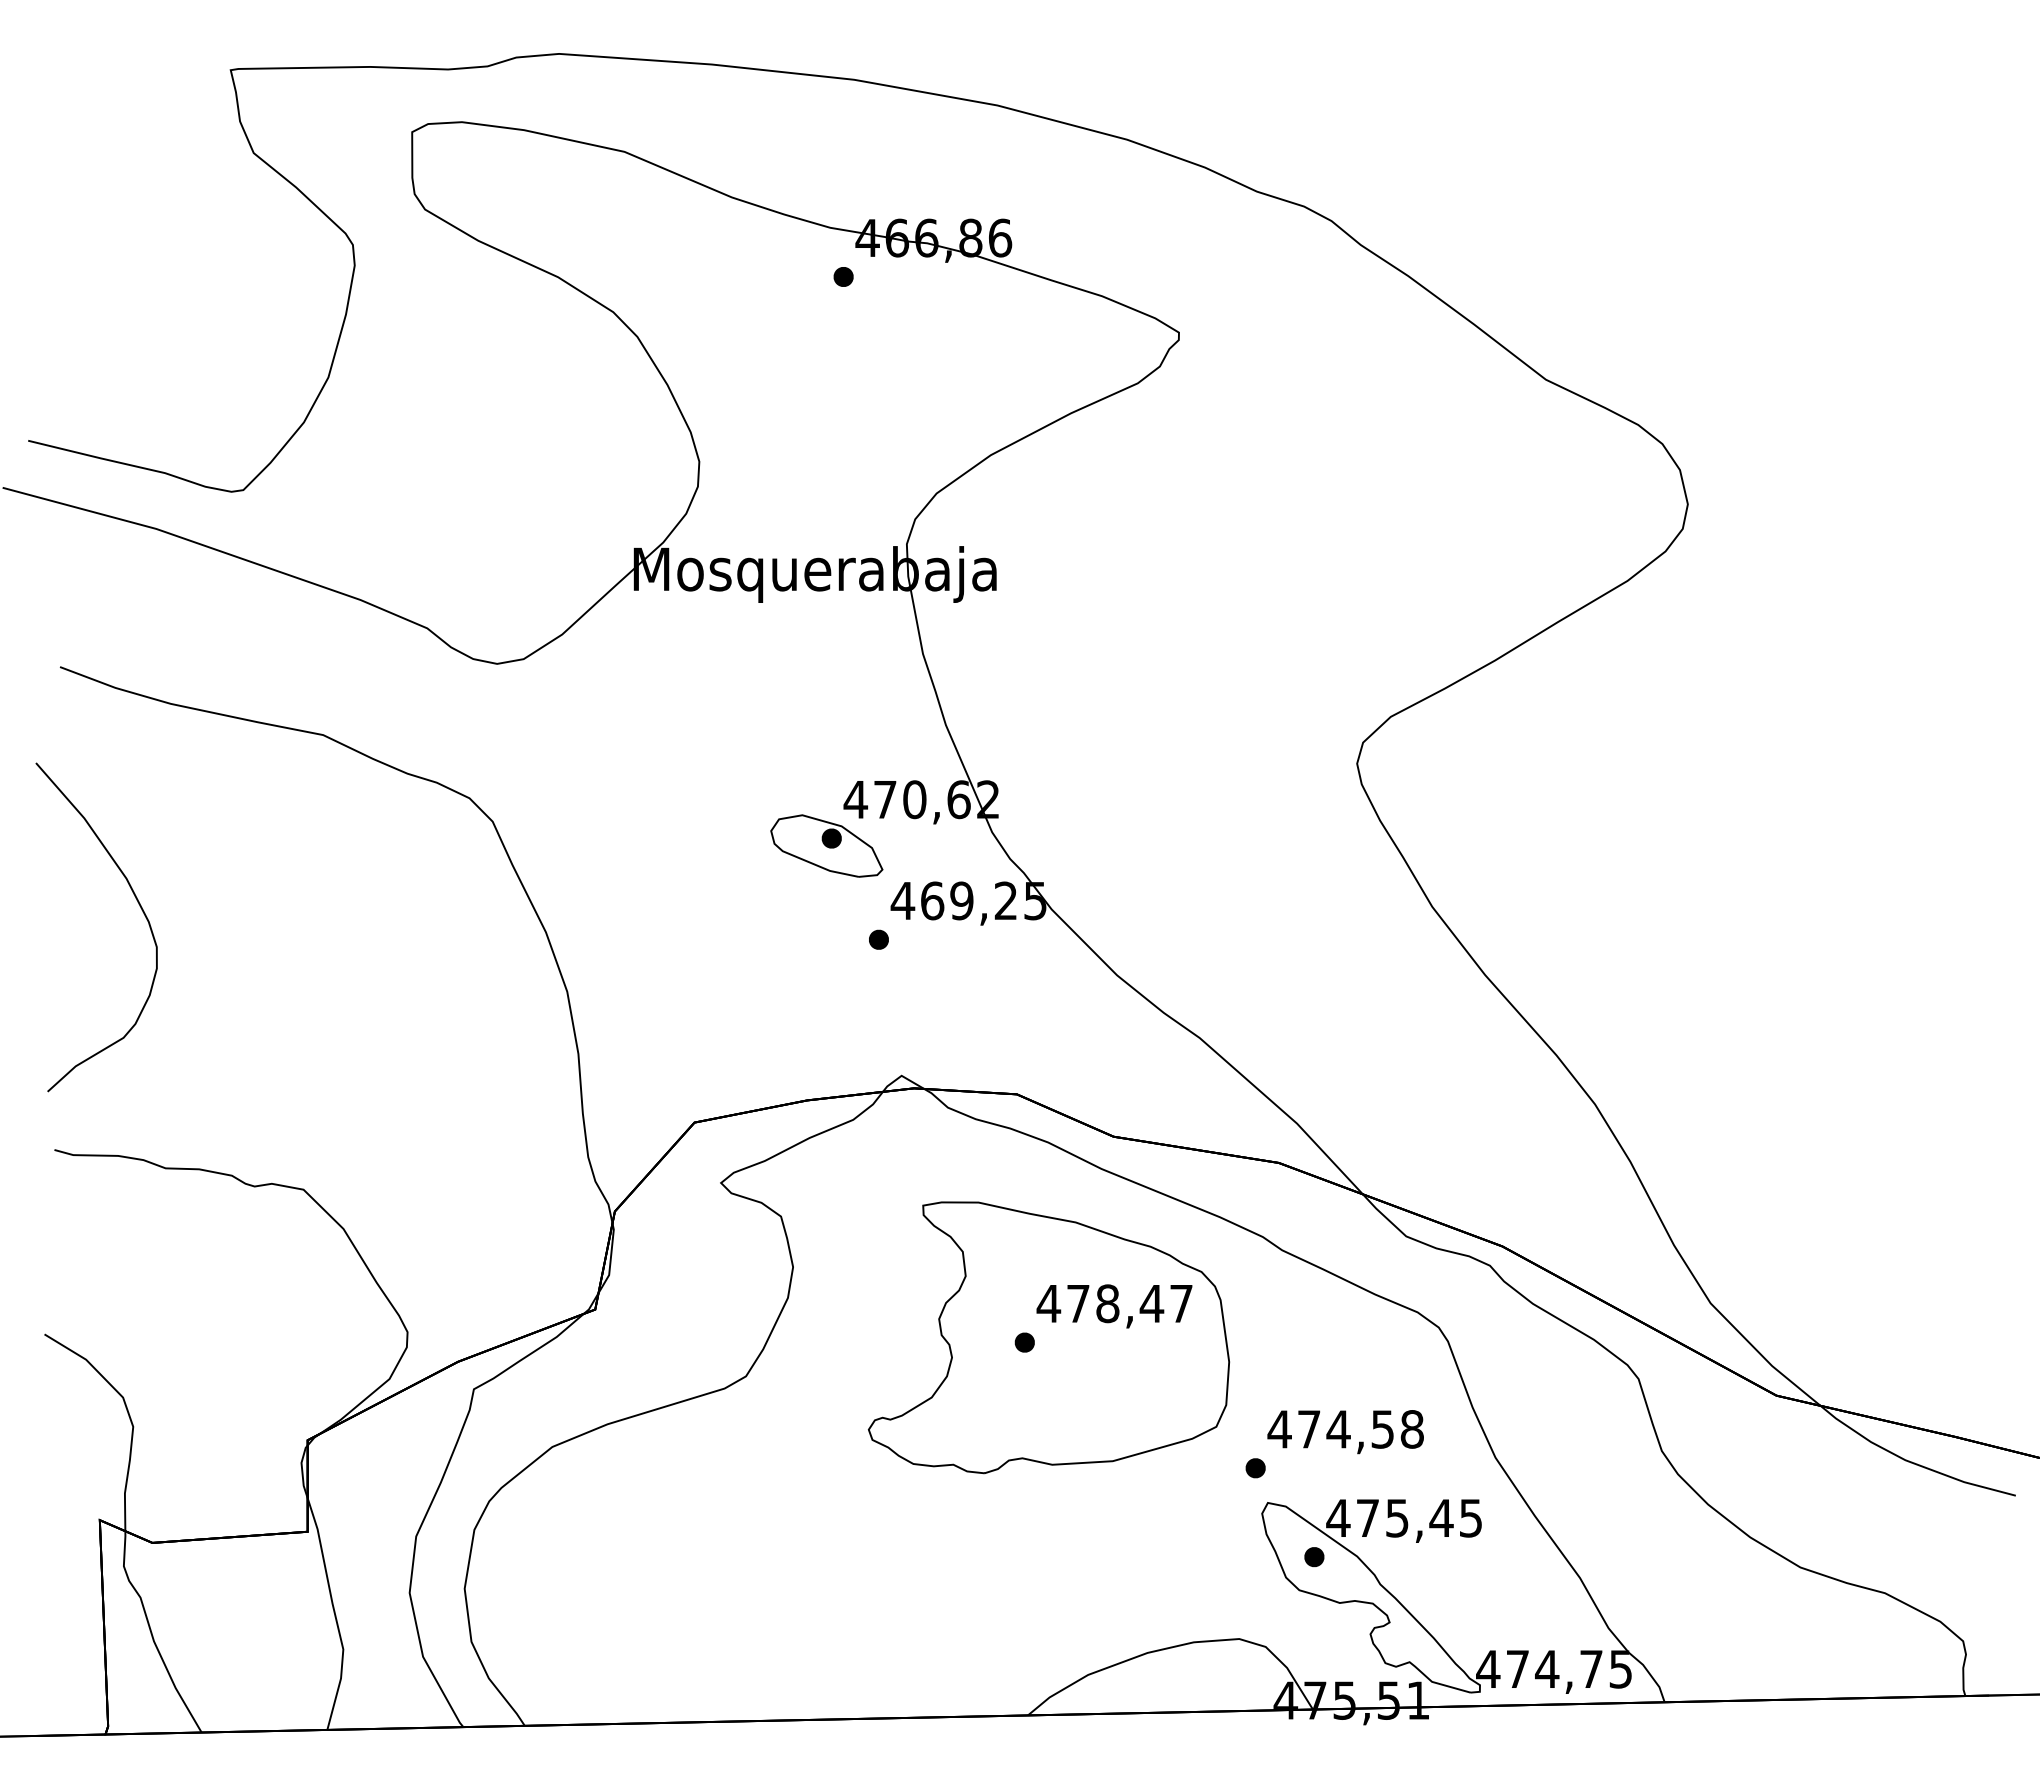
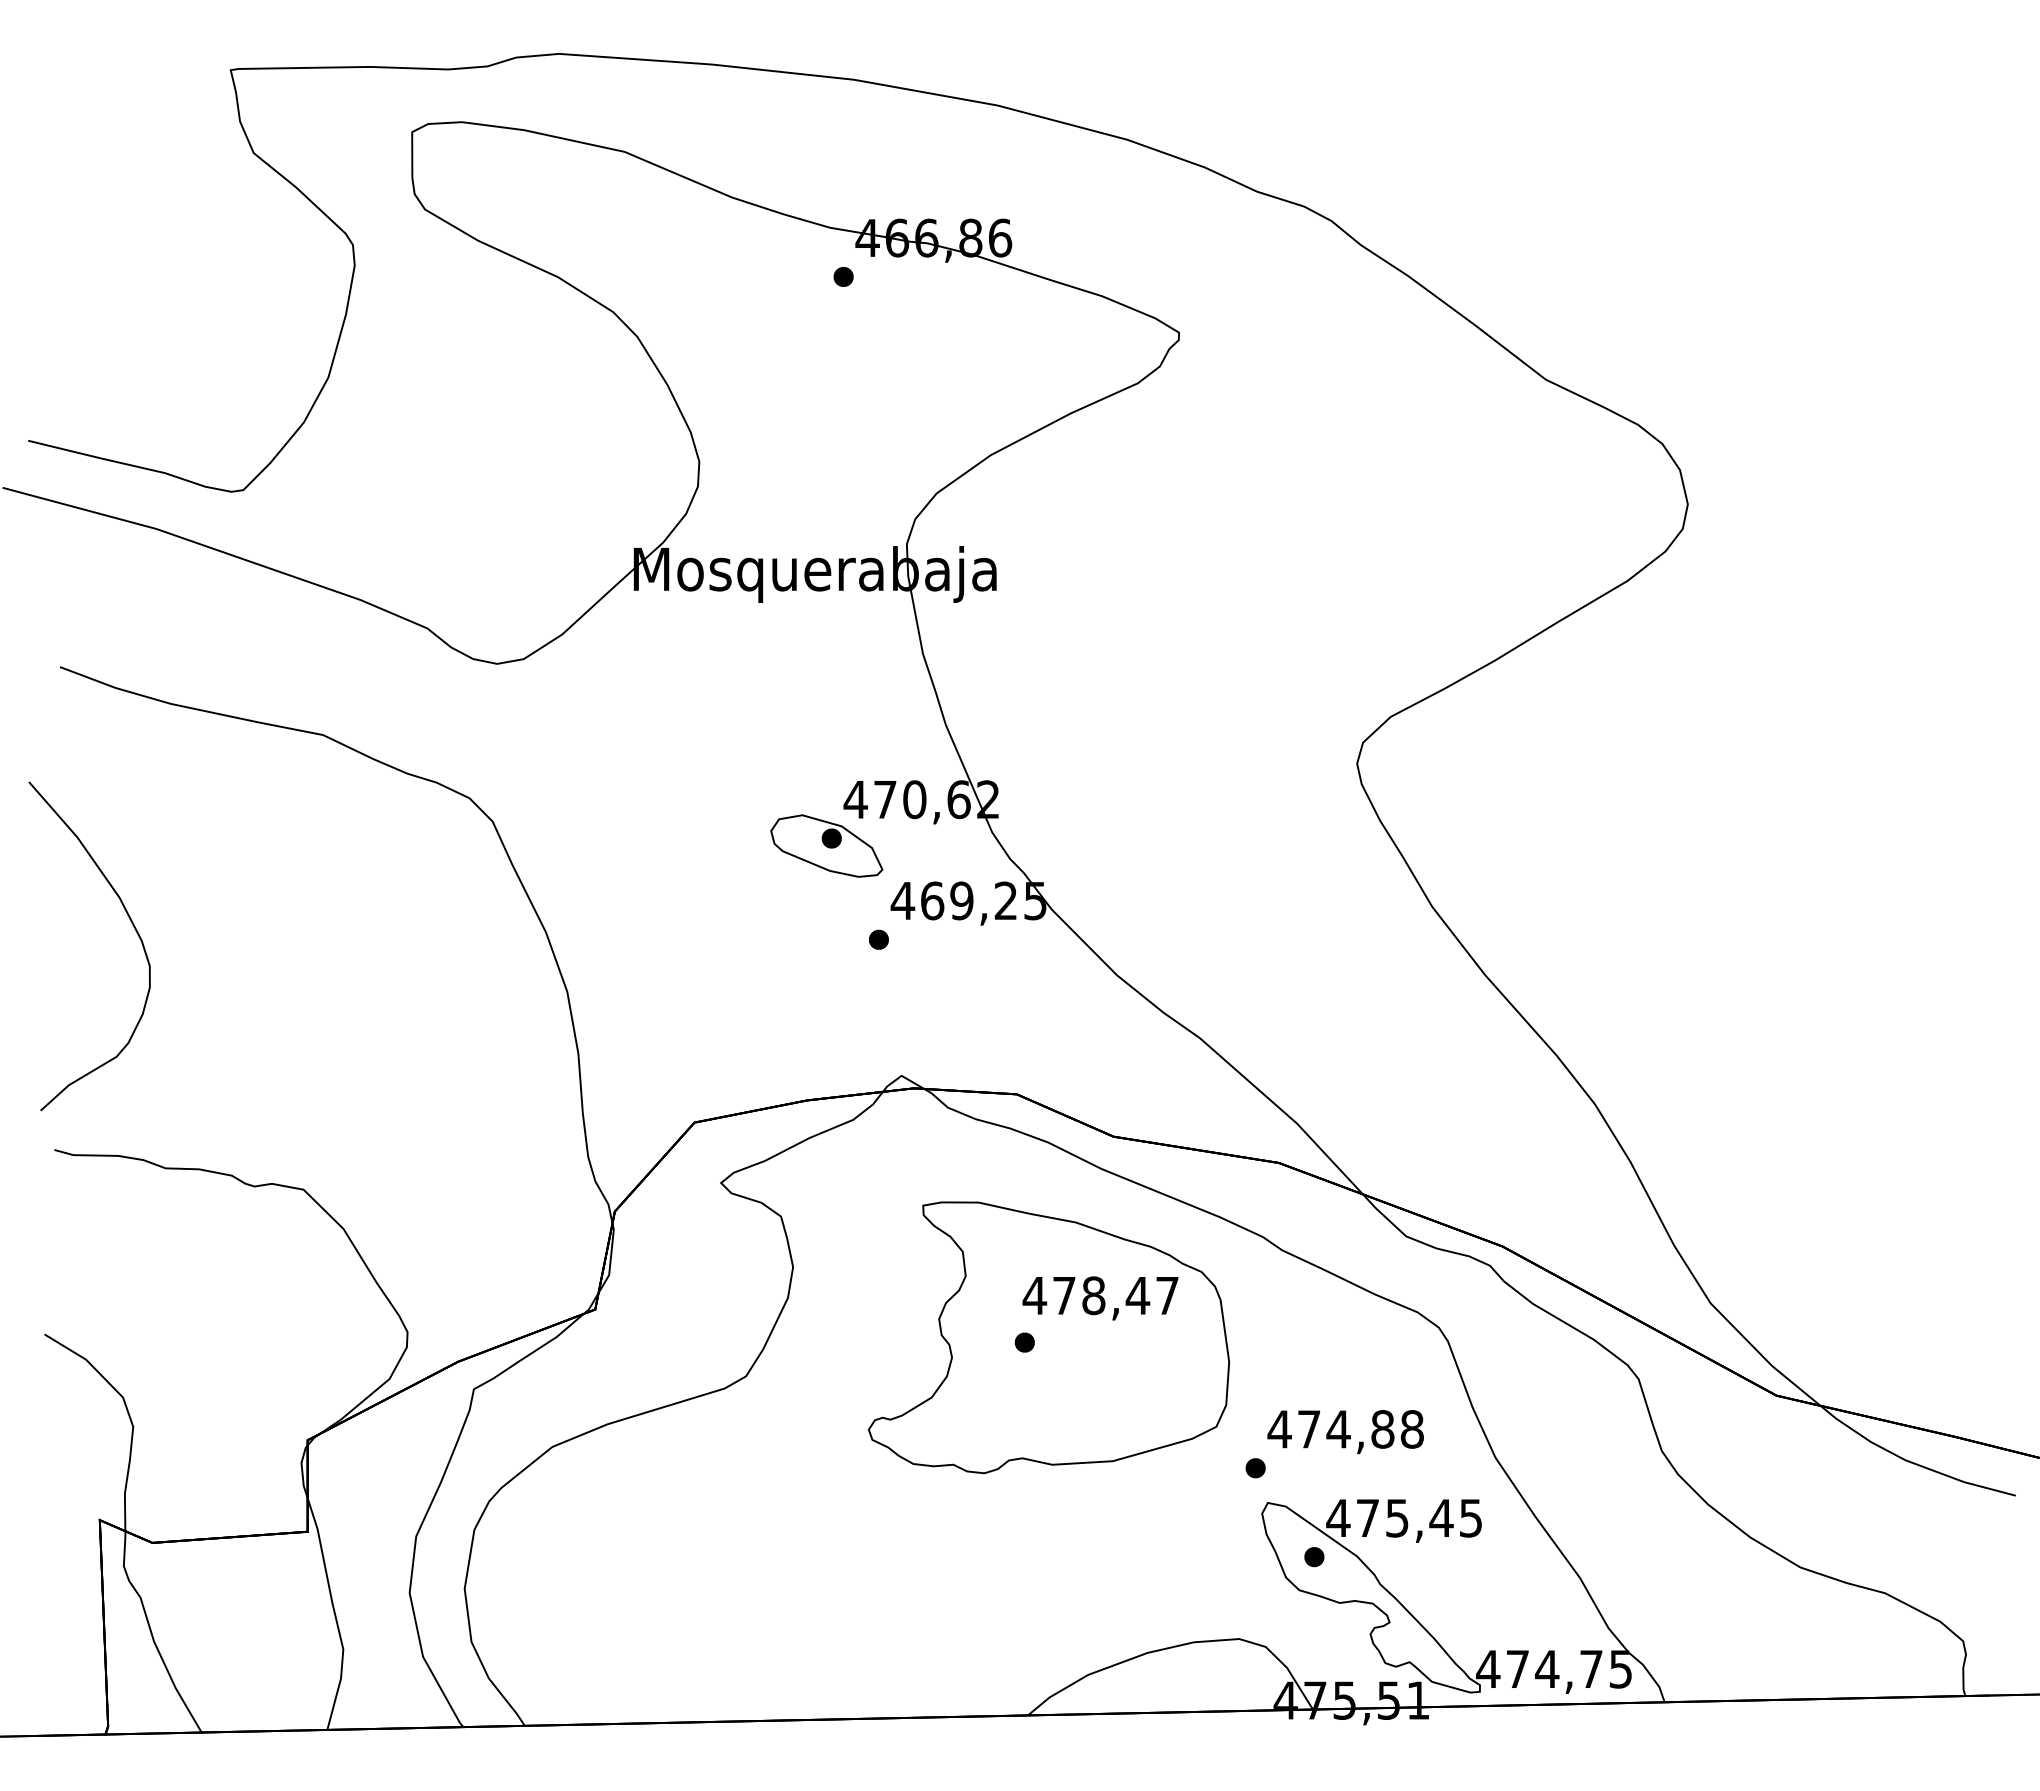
curve position: (139, 906) -> (132, 925) (132, 925)
text position: (1114, 1306) -> (1100, 1298) (1100, 1298)
text: 474,58 -> 474,88 (1382, 1429)
